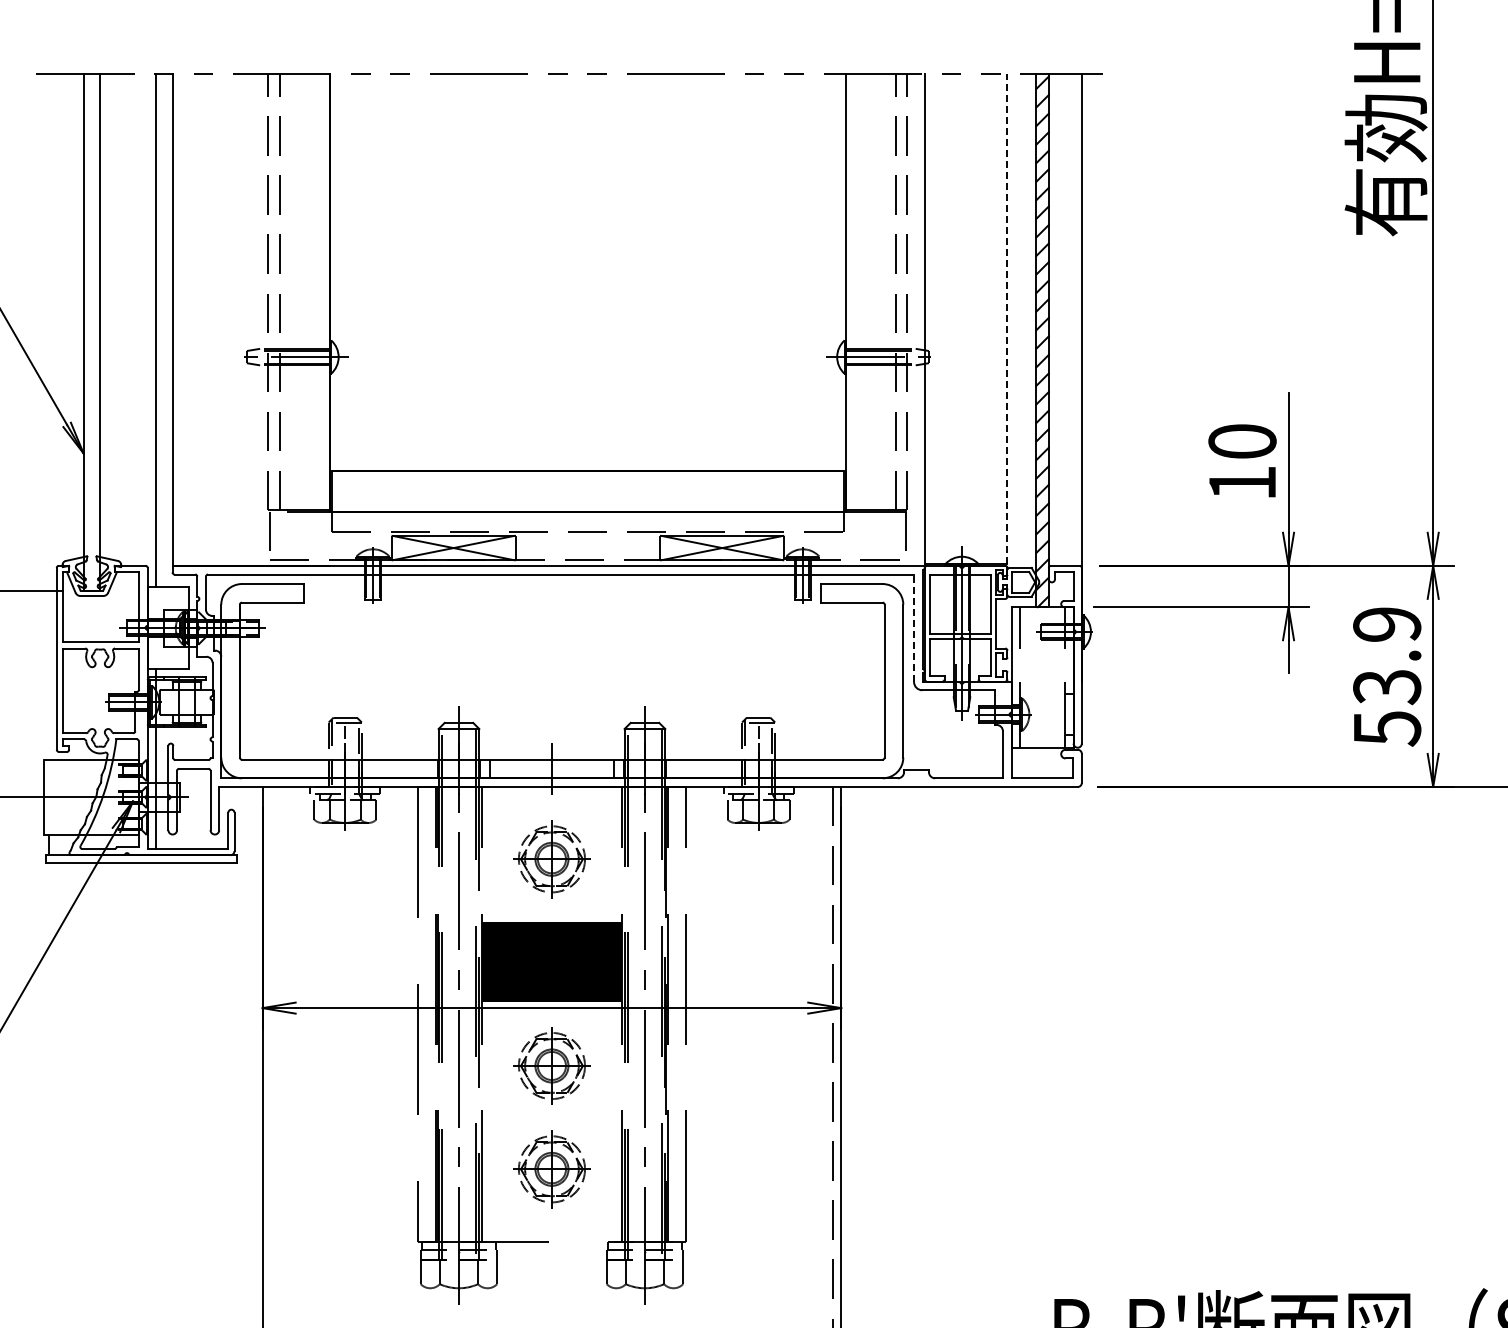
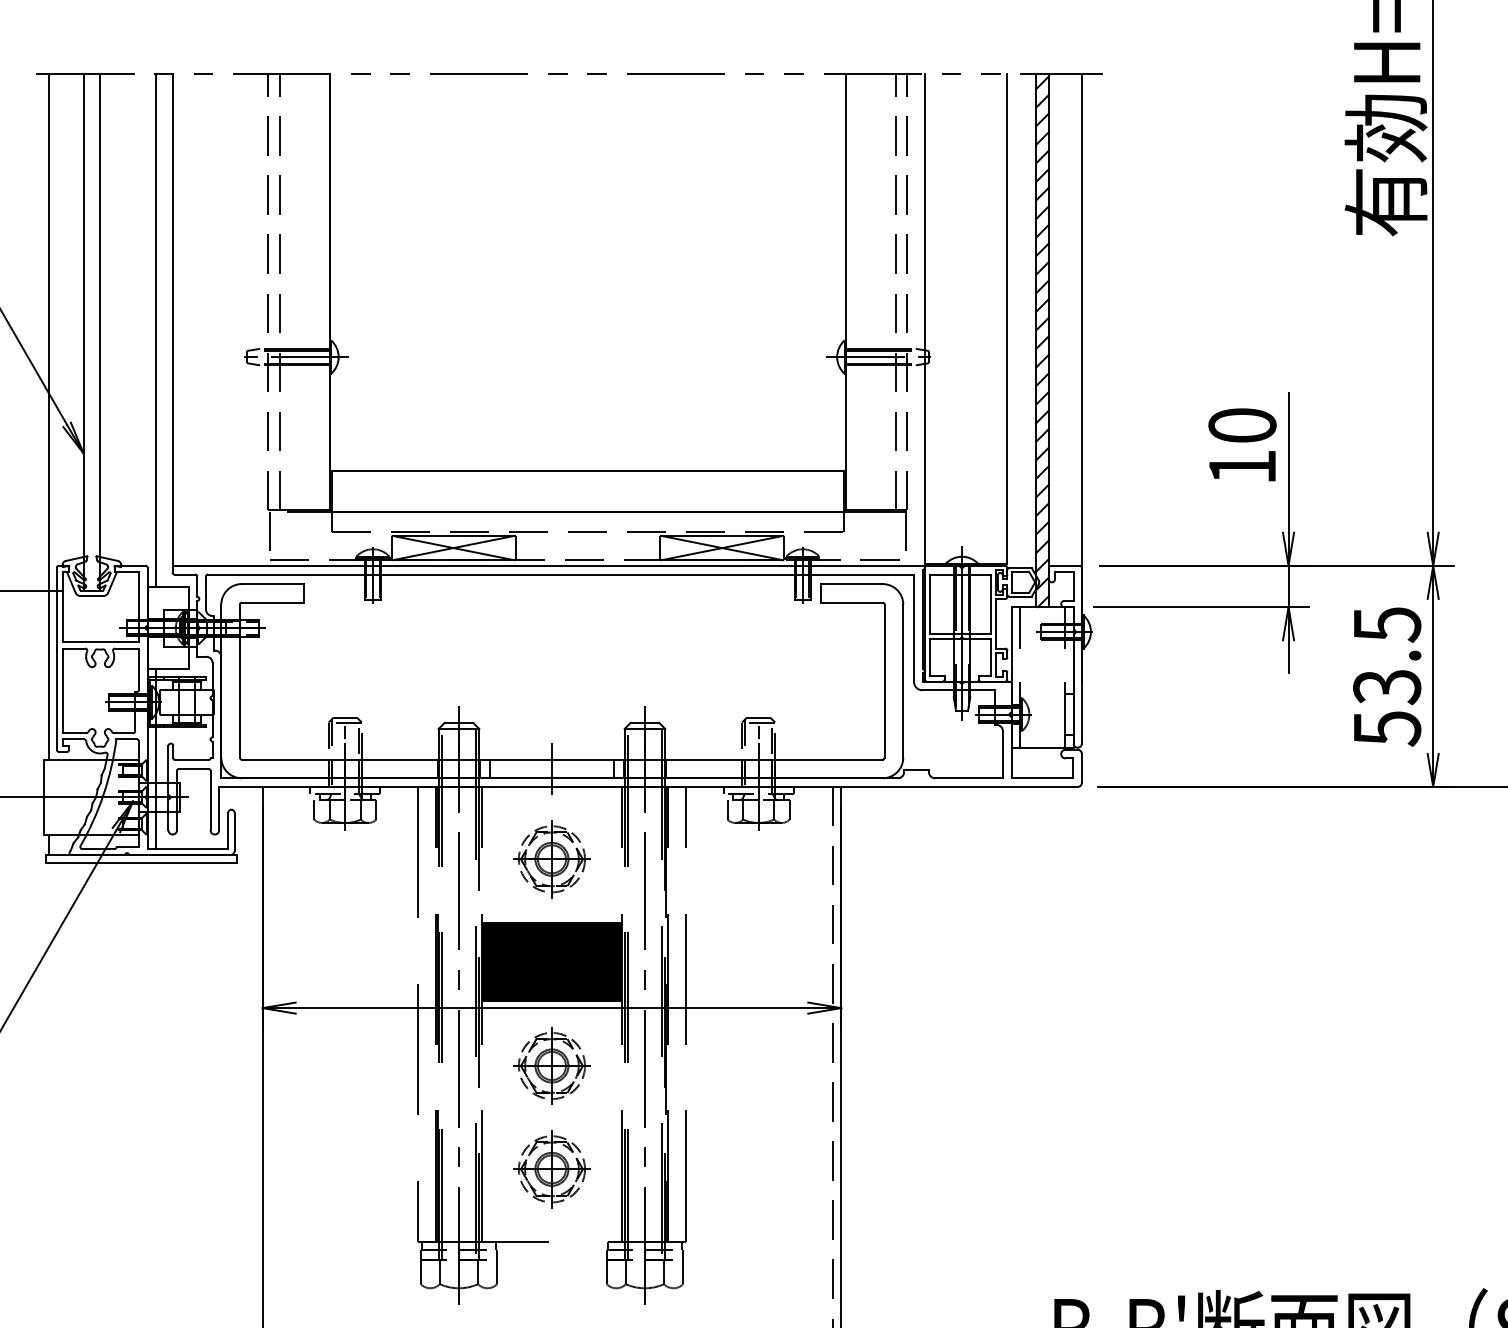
line: dashed -> solid (1007, 319)
line: none -> present (48, 416)
text position: (1242, 460) -> (1242, 444) (1242, 444)
text: 53.9 -> 53.5 (1387, 624)
line: dashed -> solid (914, 628)
